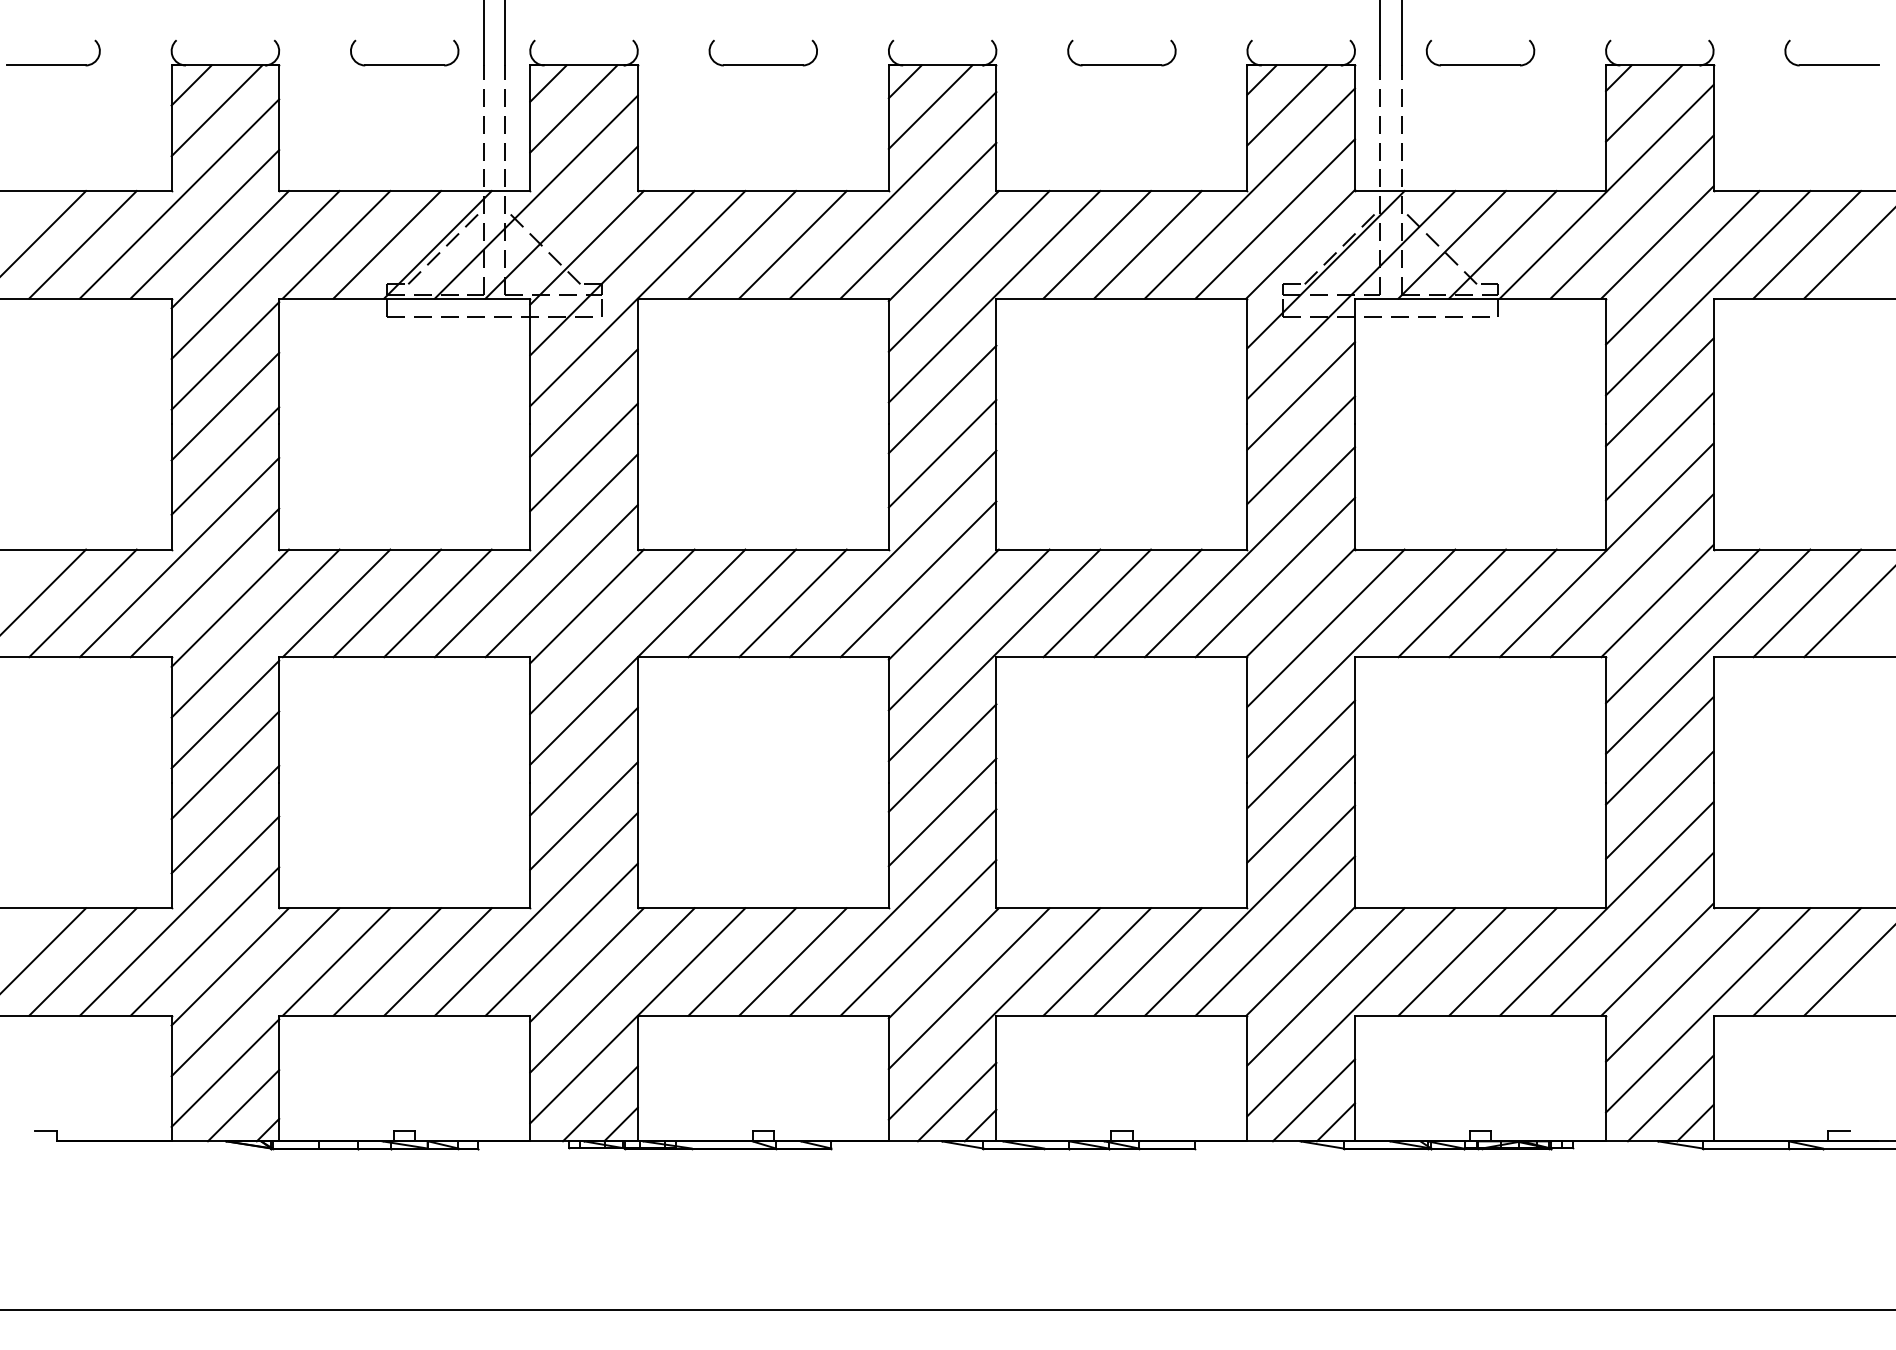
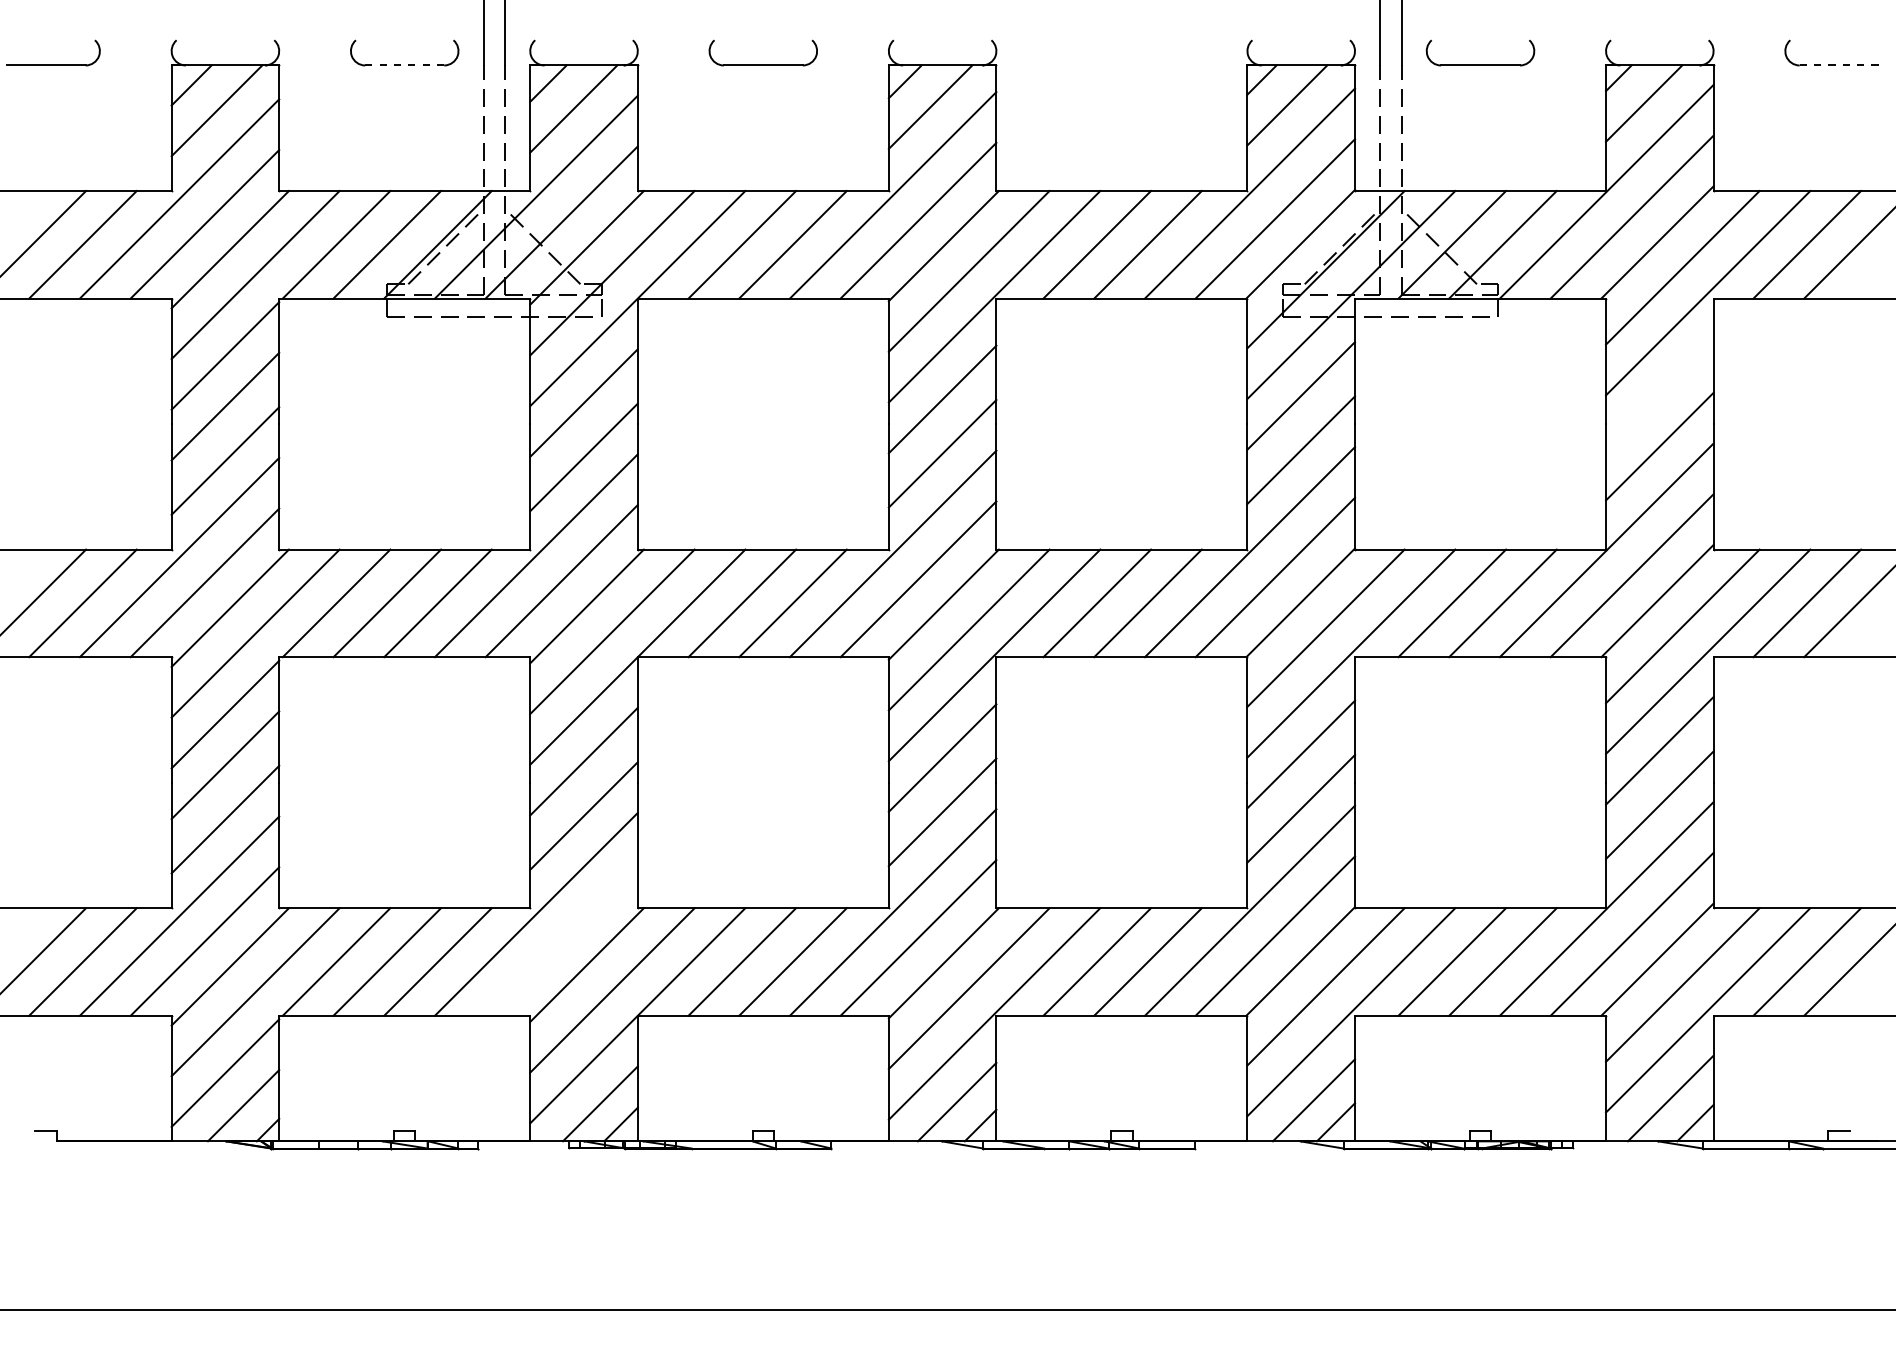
part: present -> none (1121, 64)
line: solid -> dashed (405, 65)
line: solid -> dashed (1839, 65)
line: present -> none (1659, 392)
line: present -> none (561, 939)
